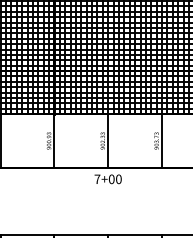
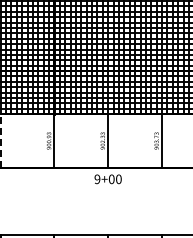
line: solid -> dashed (0, 141)
text: 7+00 -> 9+00 (97, 179)
